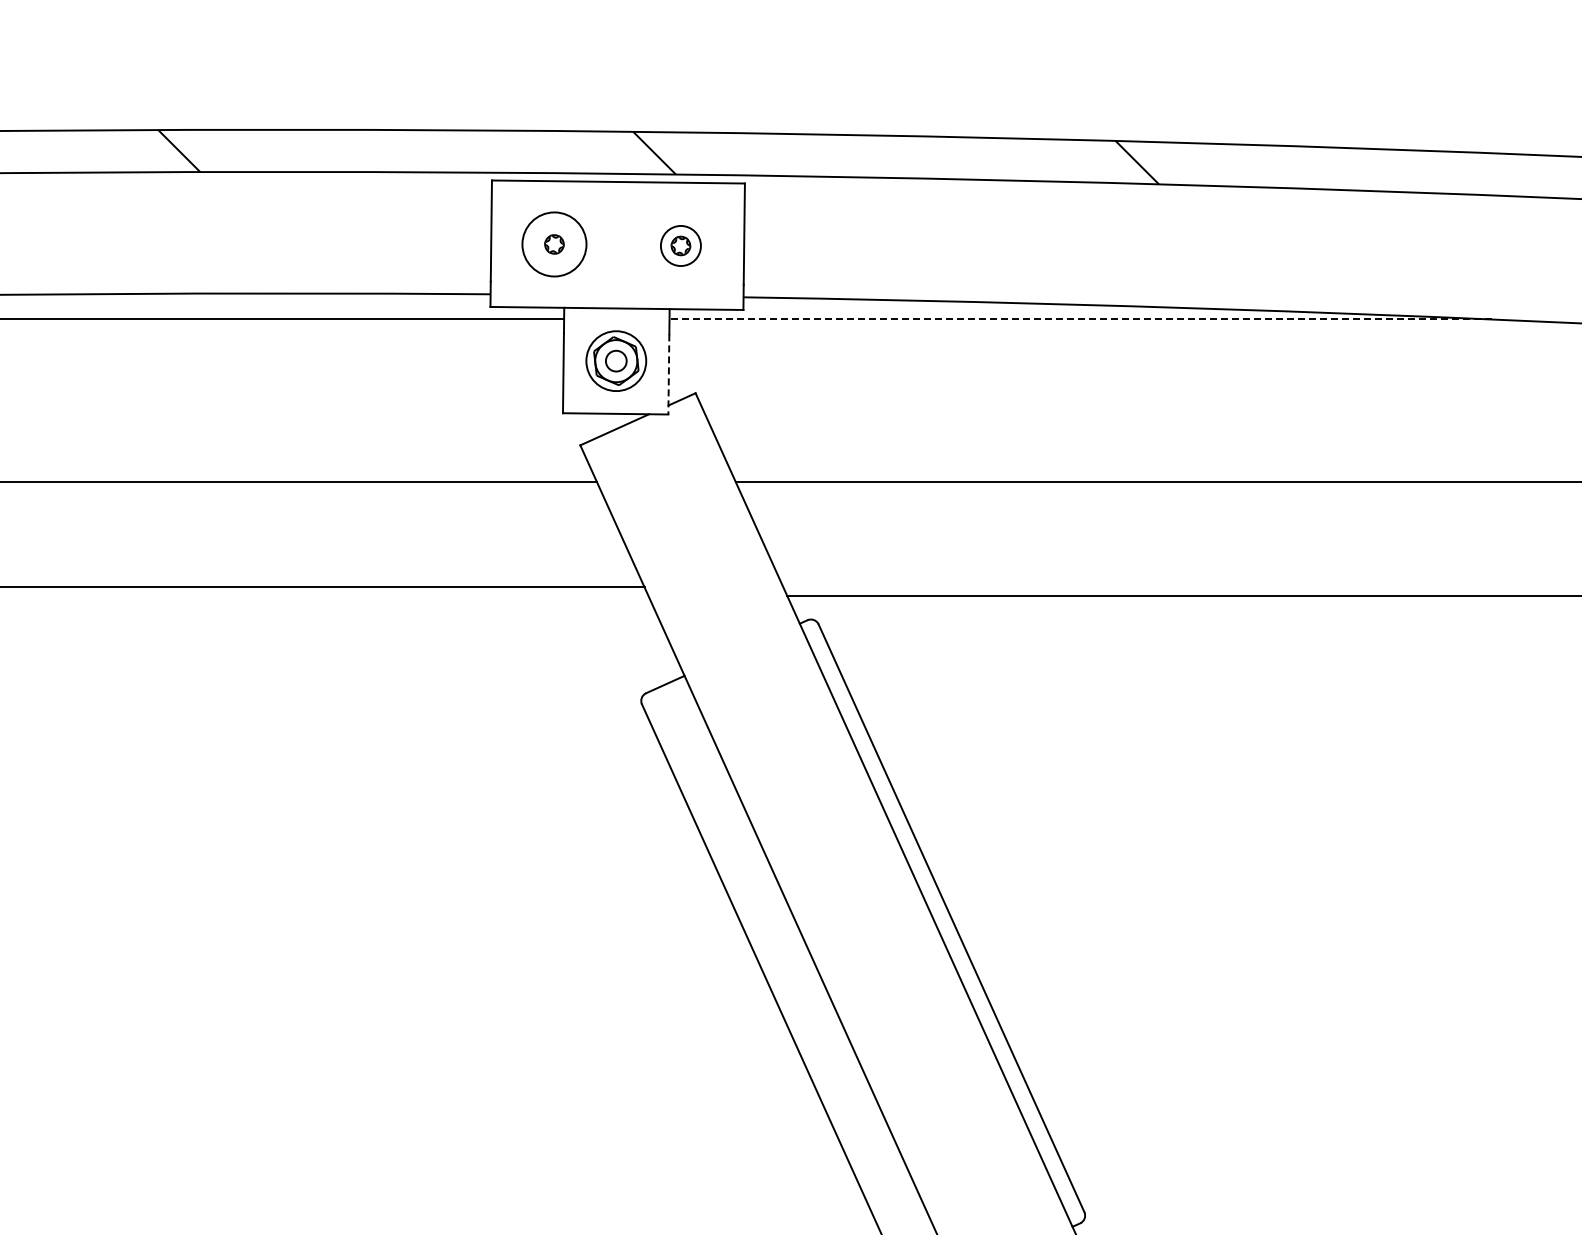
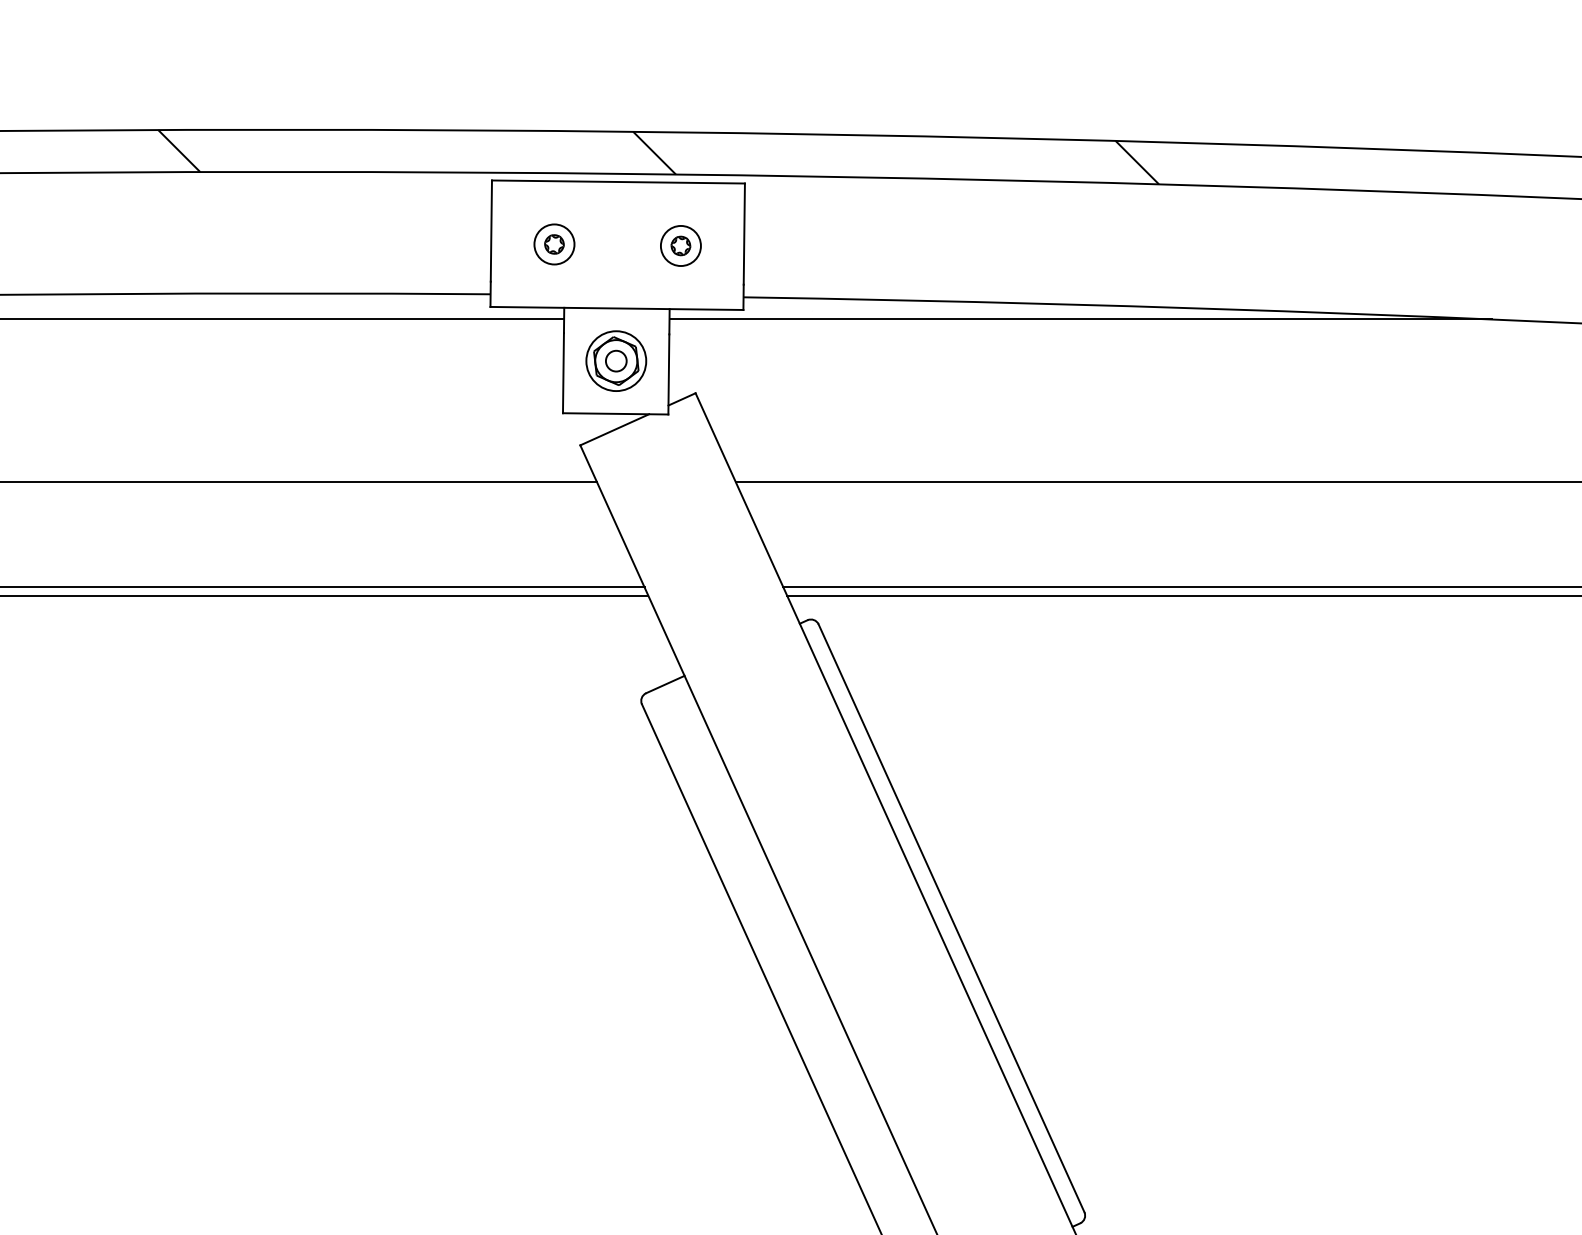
circle diameter: 64 px -> 40 px (554, 244)
line: dashed -> solid (1080, 319)
line: dashed -> solid (668, 374)
line: none -> present (1180, 587)
line: none -> present (325, 595)
